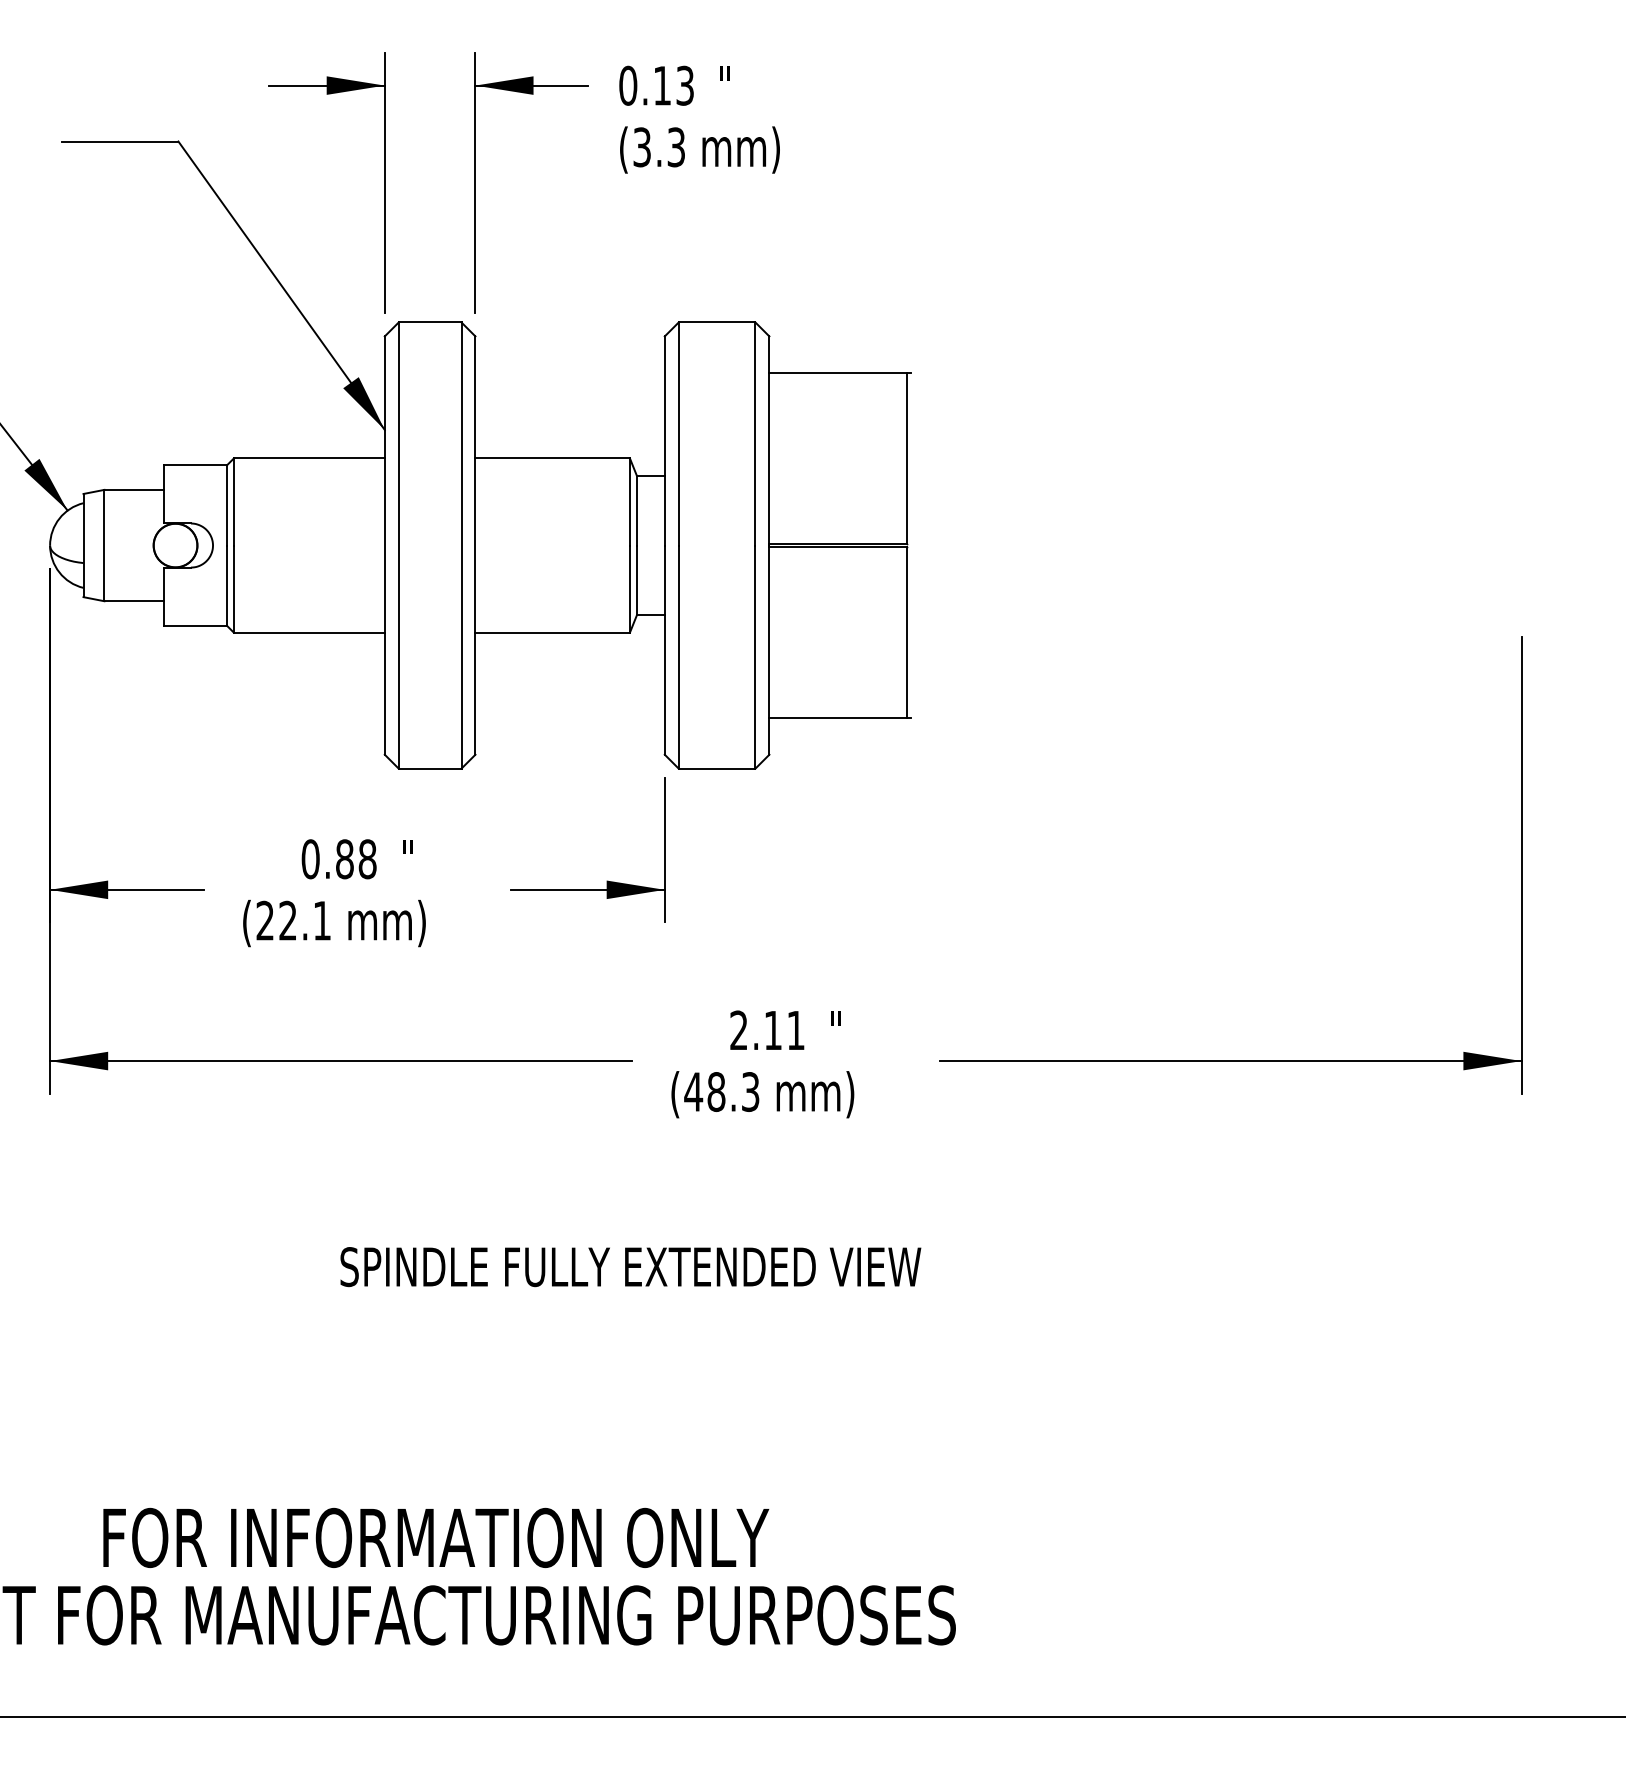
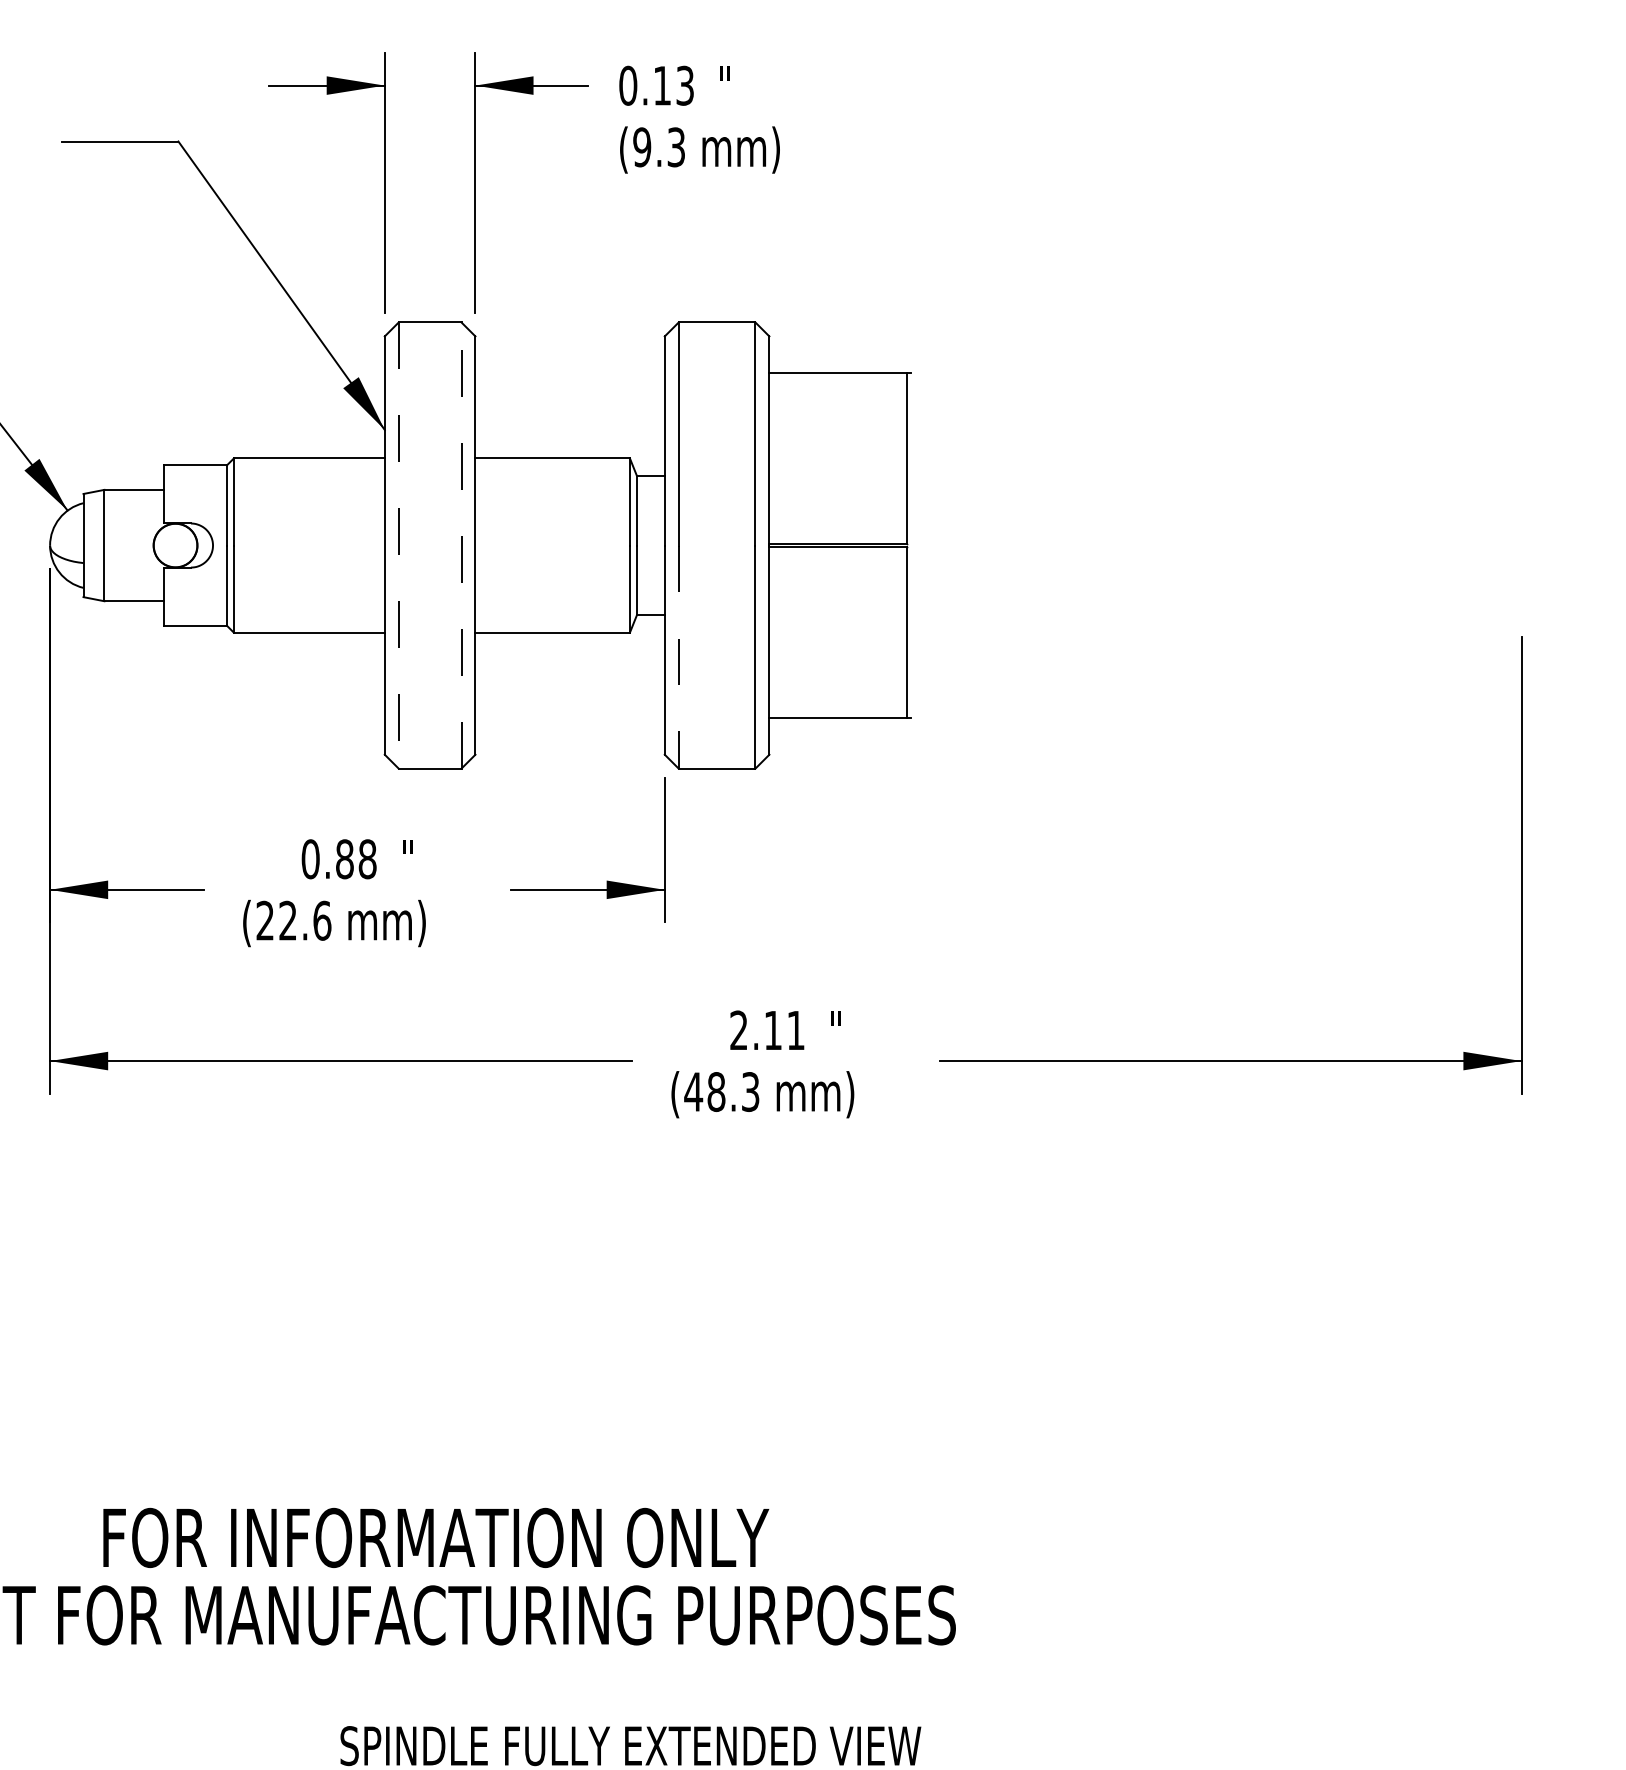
text: (3.3 -> (9.3 (642, 147)
line: solid -> dashed (461, 545)
line: solid -> dashed (398, 546)
line: solid -> dashed (678, 657)
text: (22.1 -> (22.6 (322, 920)
text position: (630, 1267) -> (630, 1746) (630, 1746)
line: present -> none (812, 1716)
